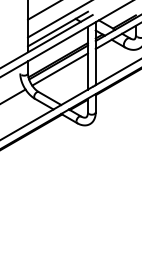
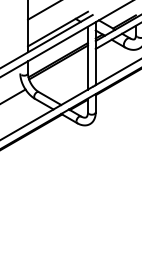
line: present -> none (58, 19)
line: present -> none (59, 69)
